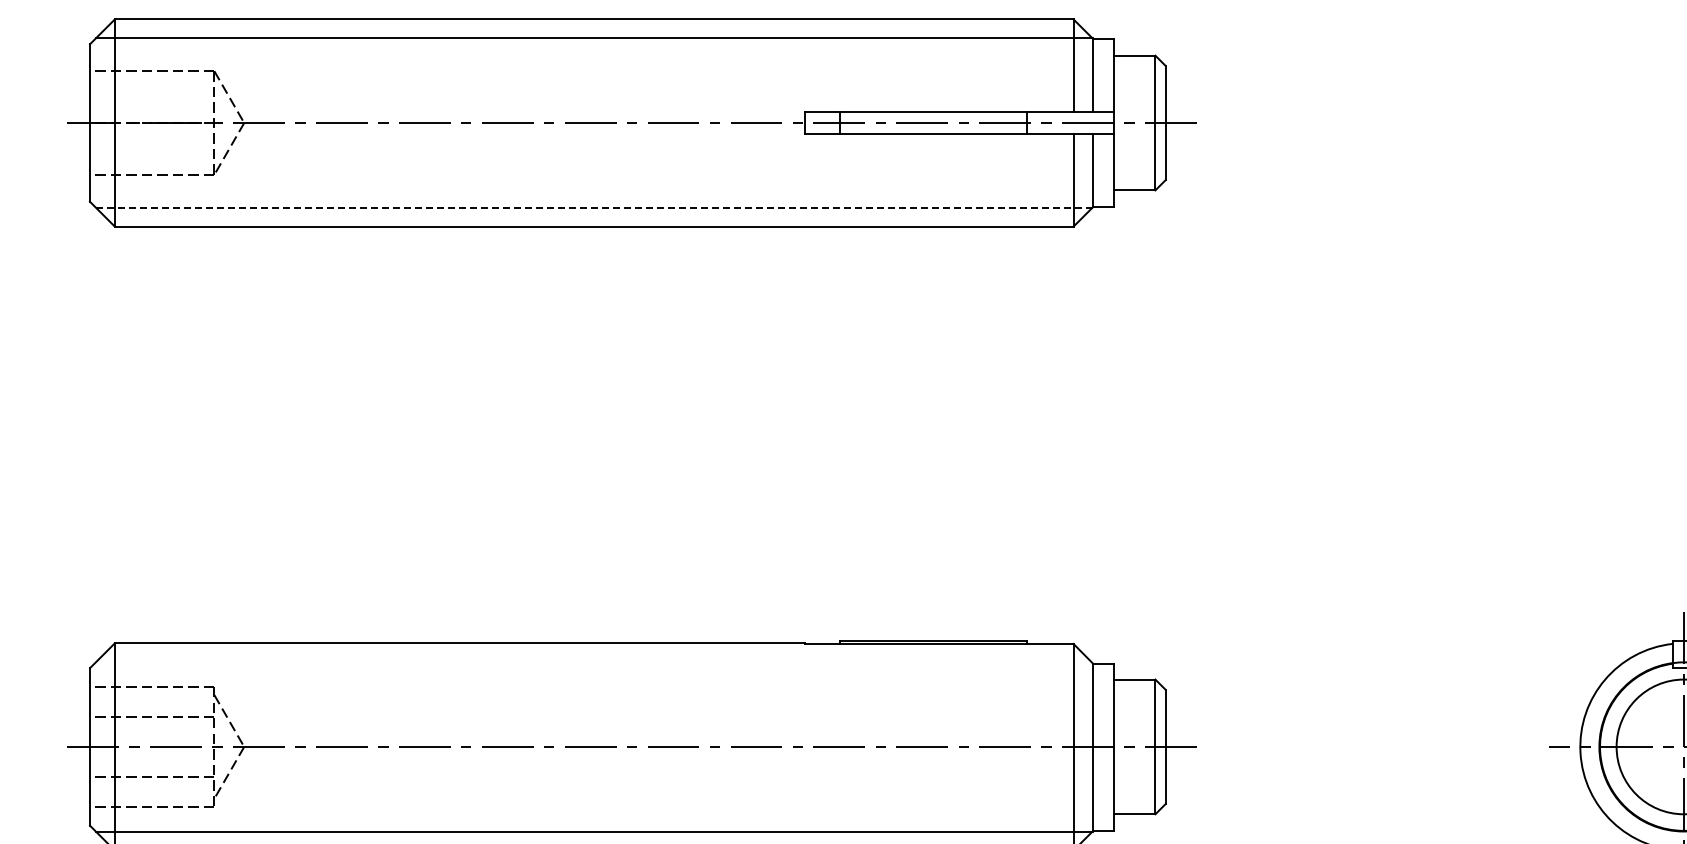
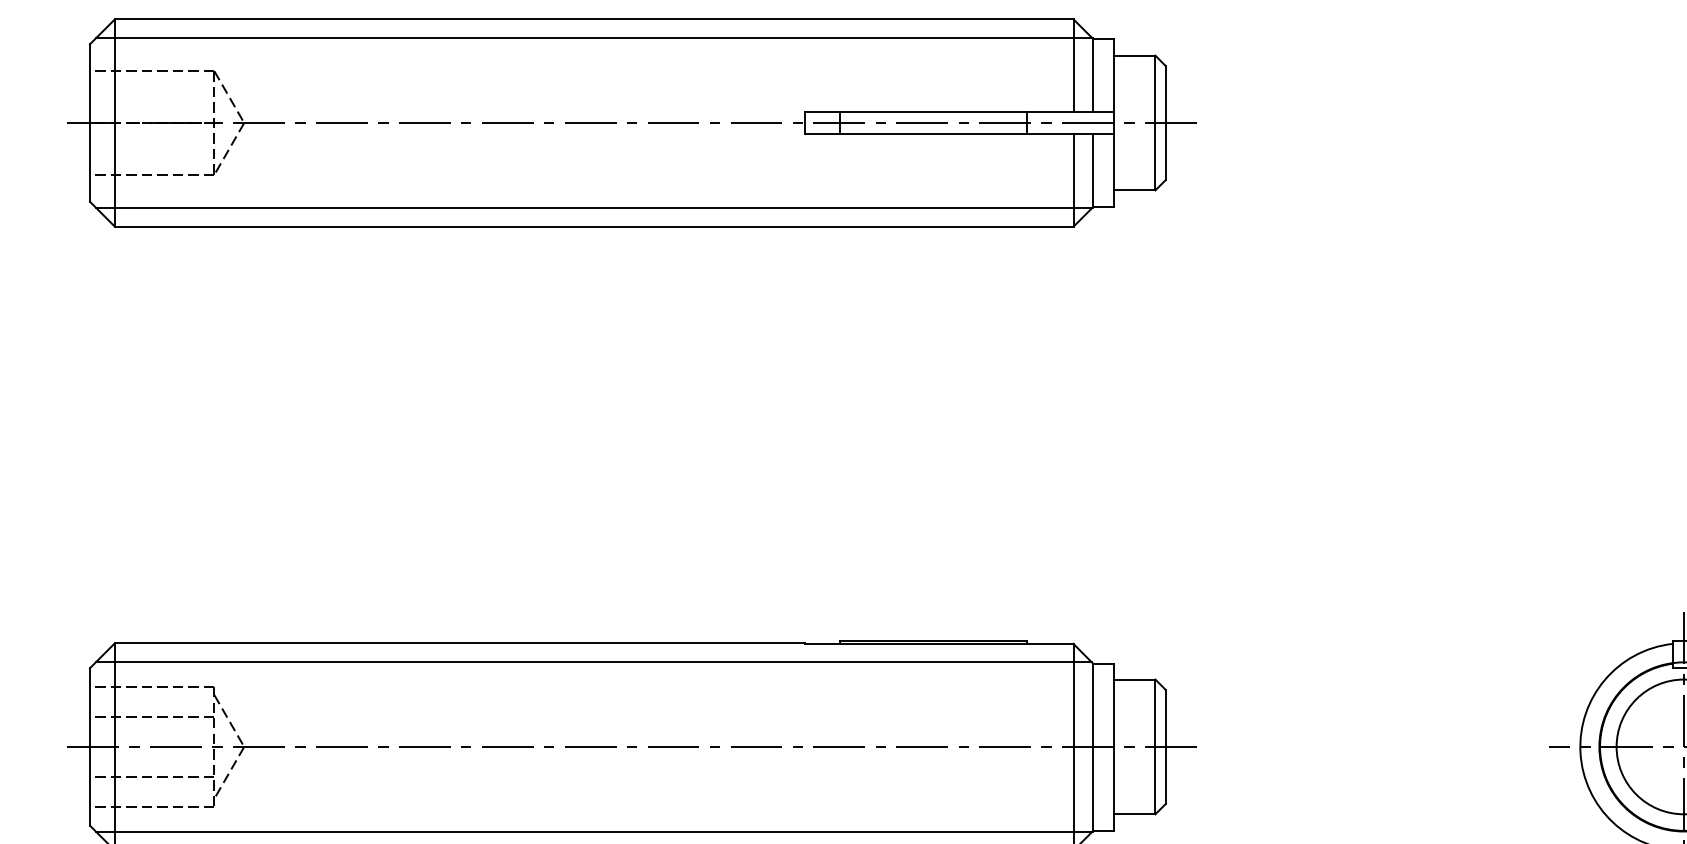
line: dashed -> solid (594, 207)
line: none -> present (593, 662)
